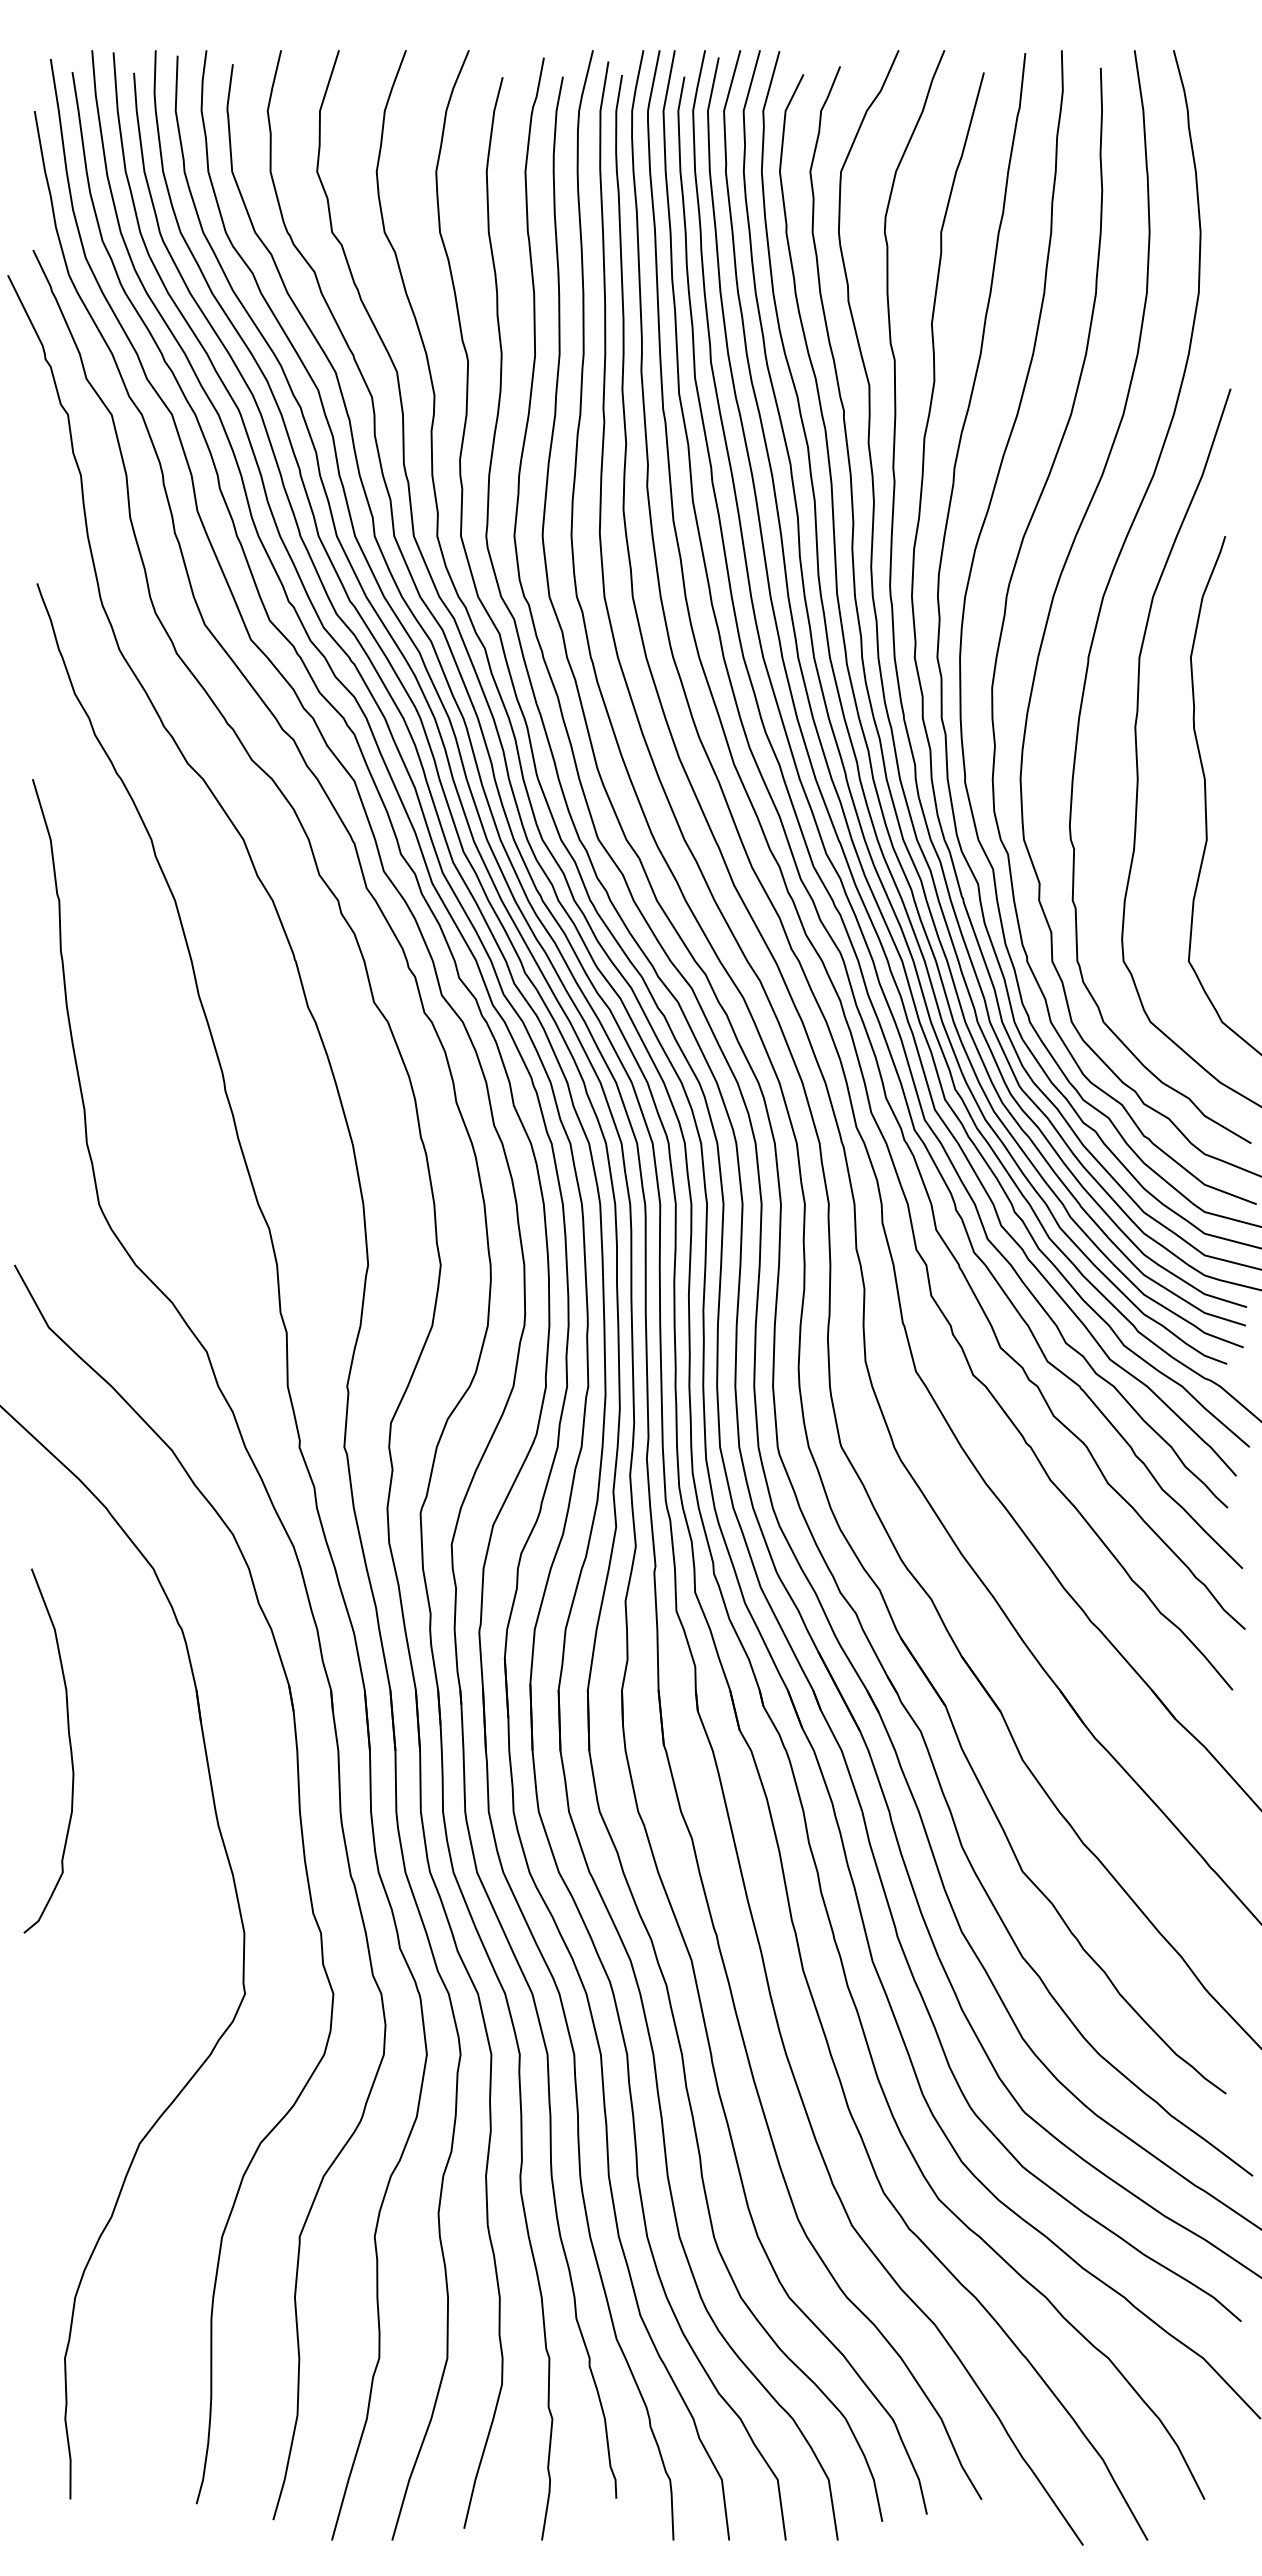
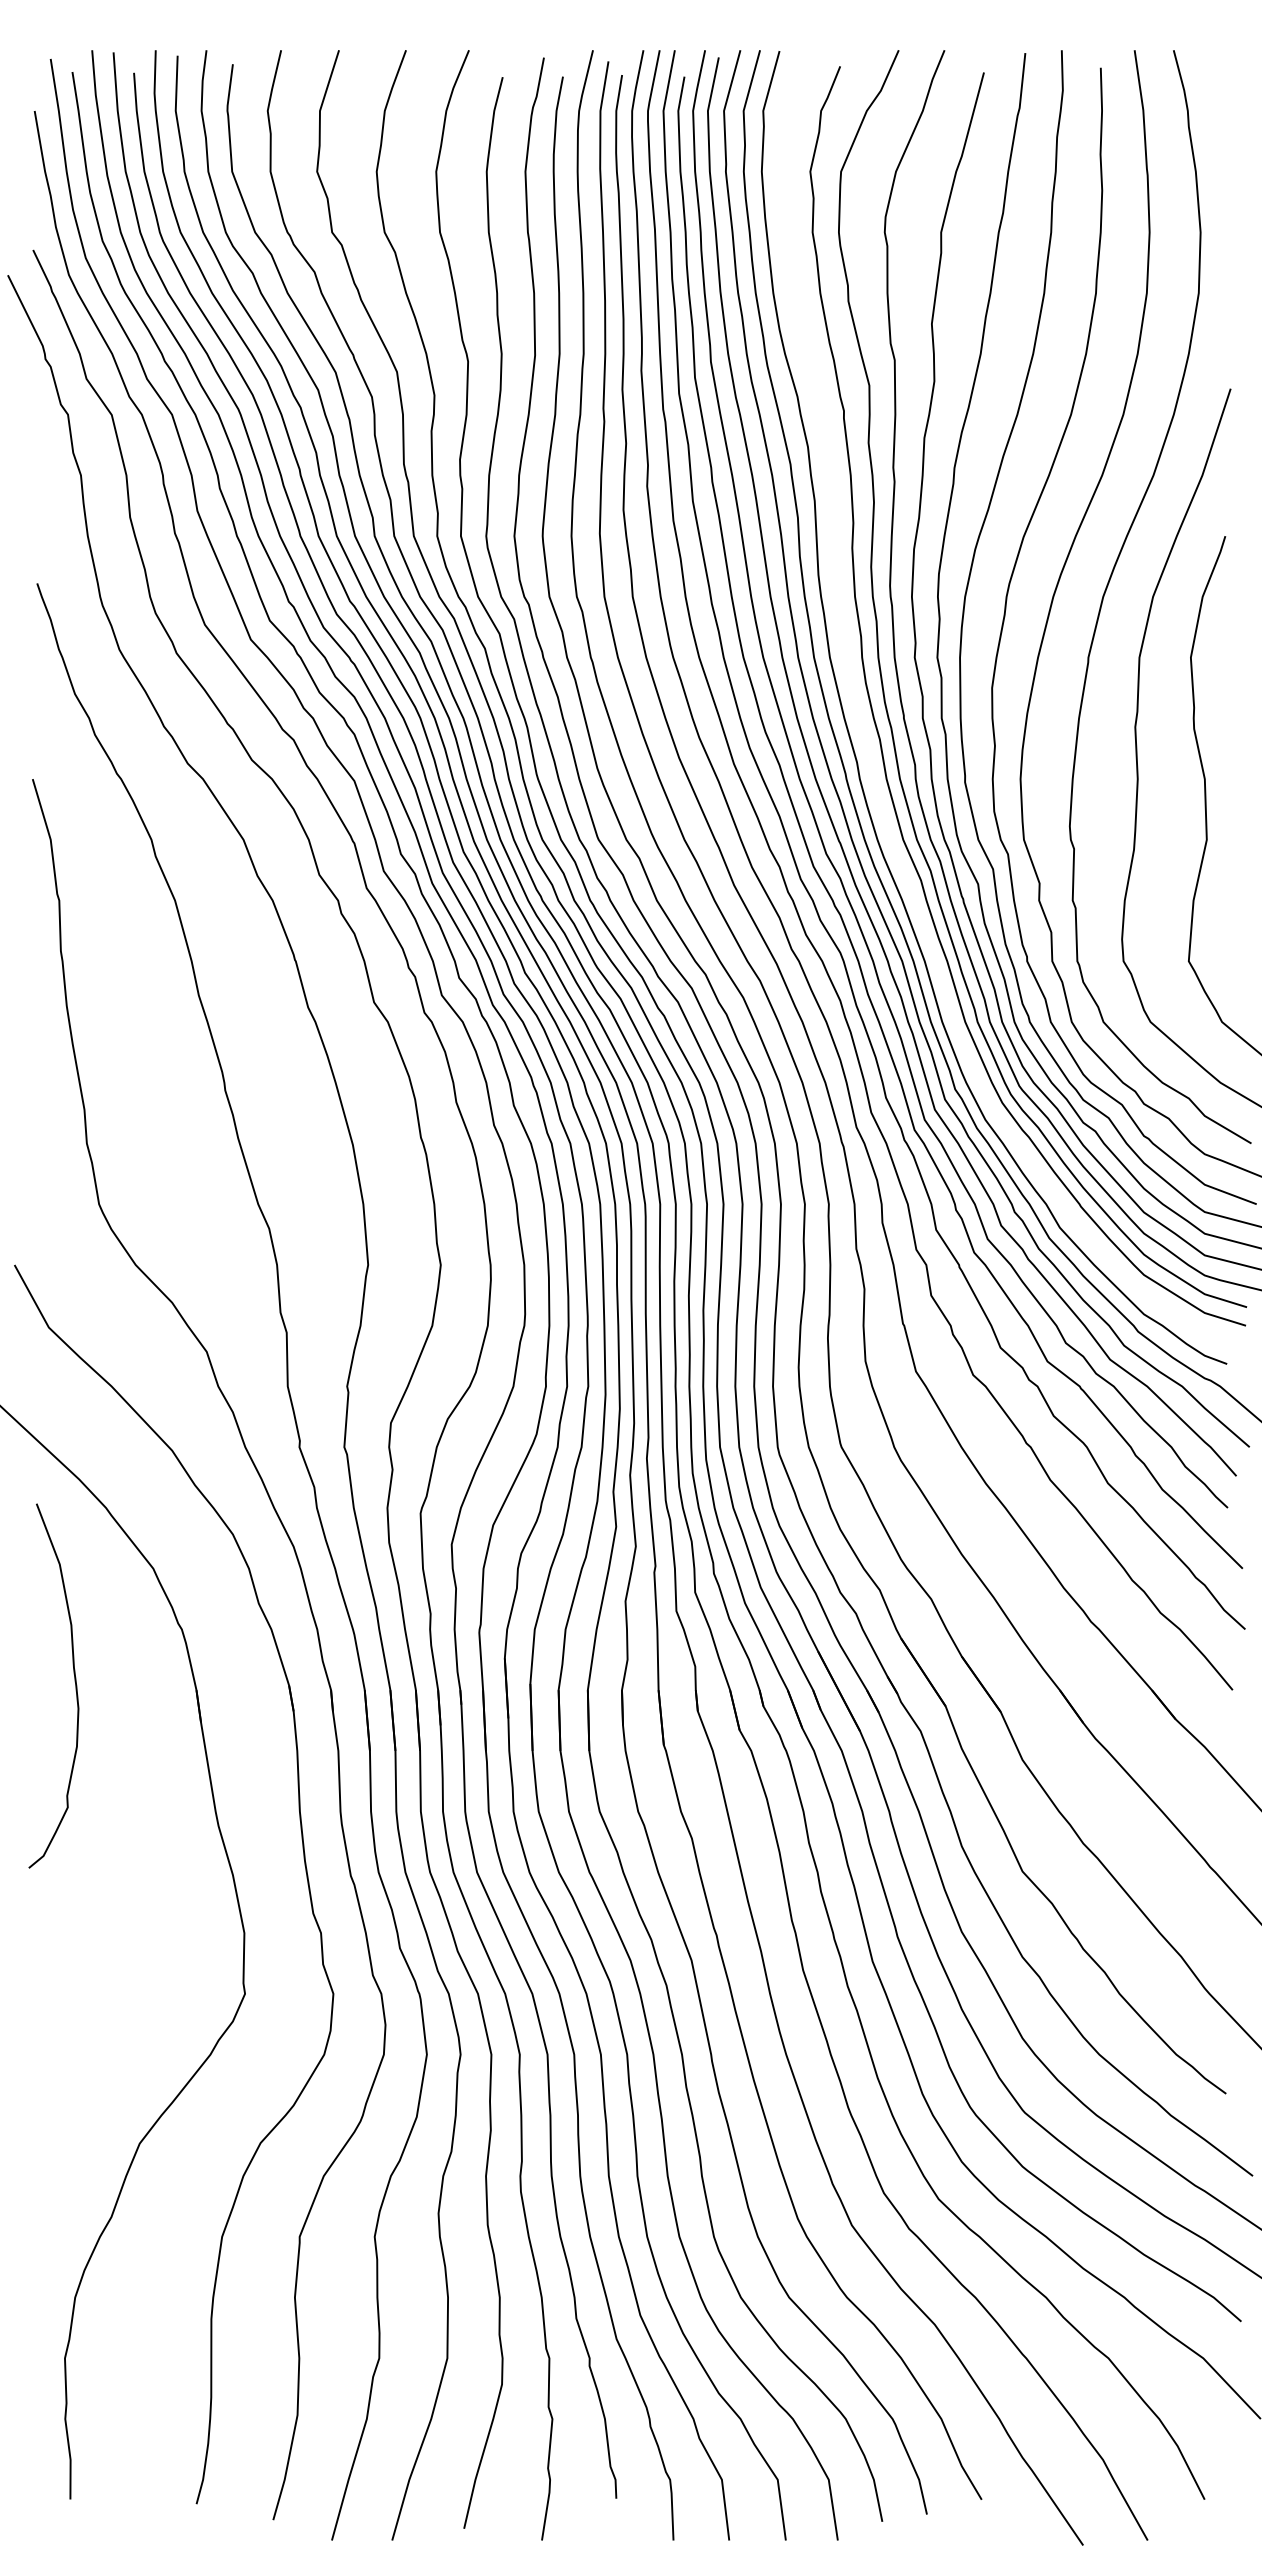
curve: present -> none (868, 746)
curve position: (69, 1746) -> (74, 1681) (74, 1681)
